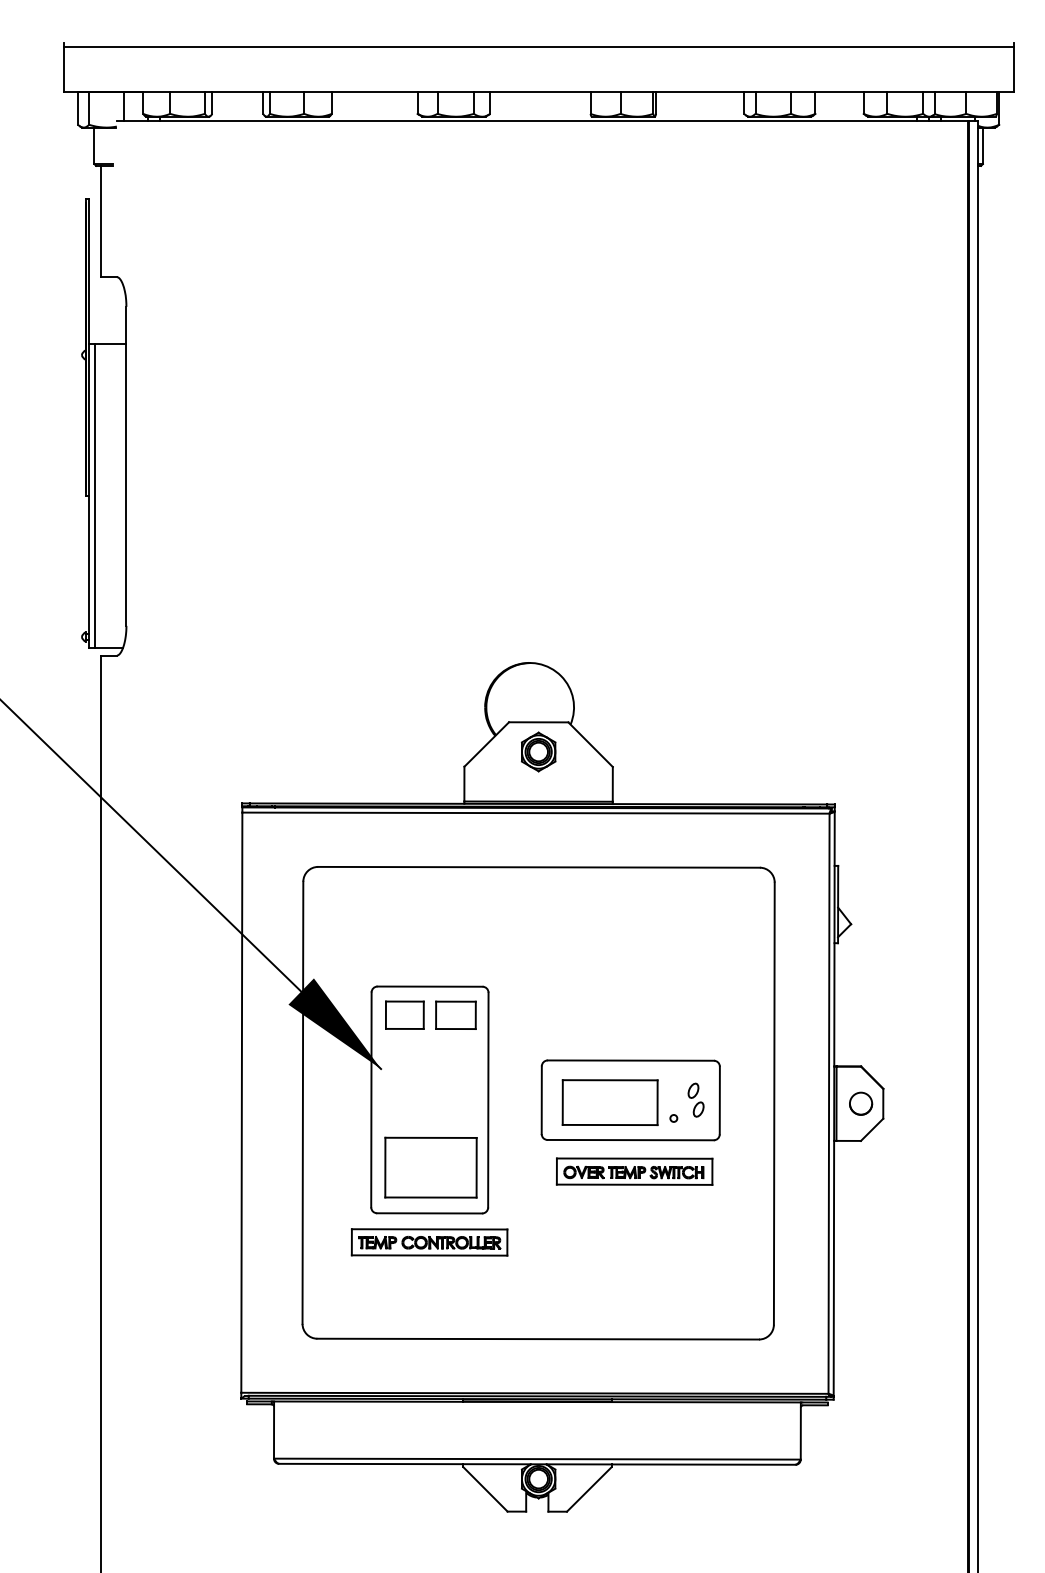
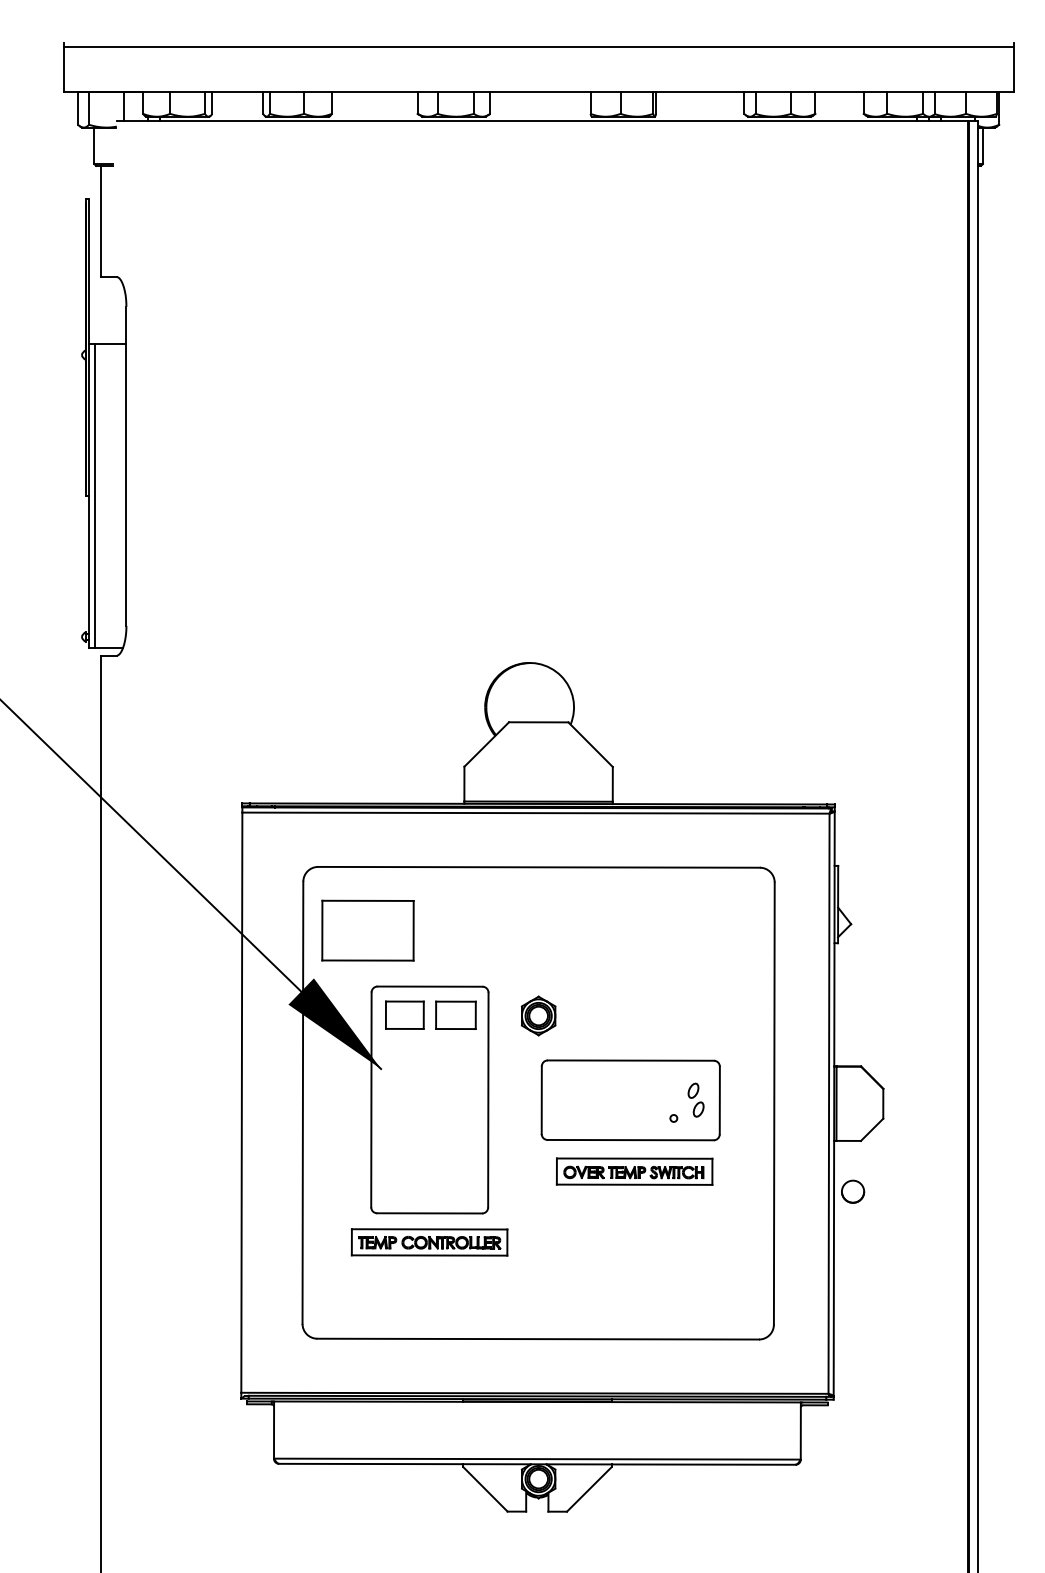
part position: (538, 751) -> (538, 1015) (538, 1015)
part: present -> none (609, 1102)
circle position: (861, 1103) -> (853, 1191) (853, 1191)
part position: (430, 1167) -> (367, 930) (367, 930)
